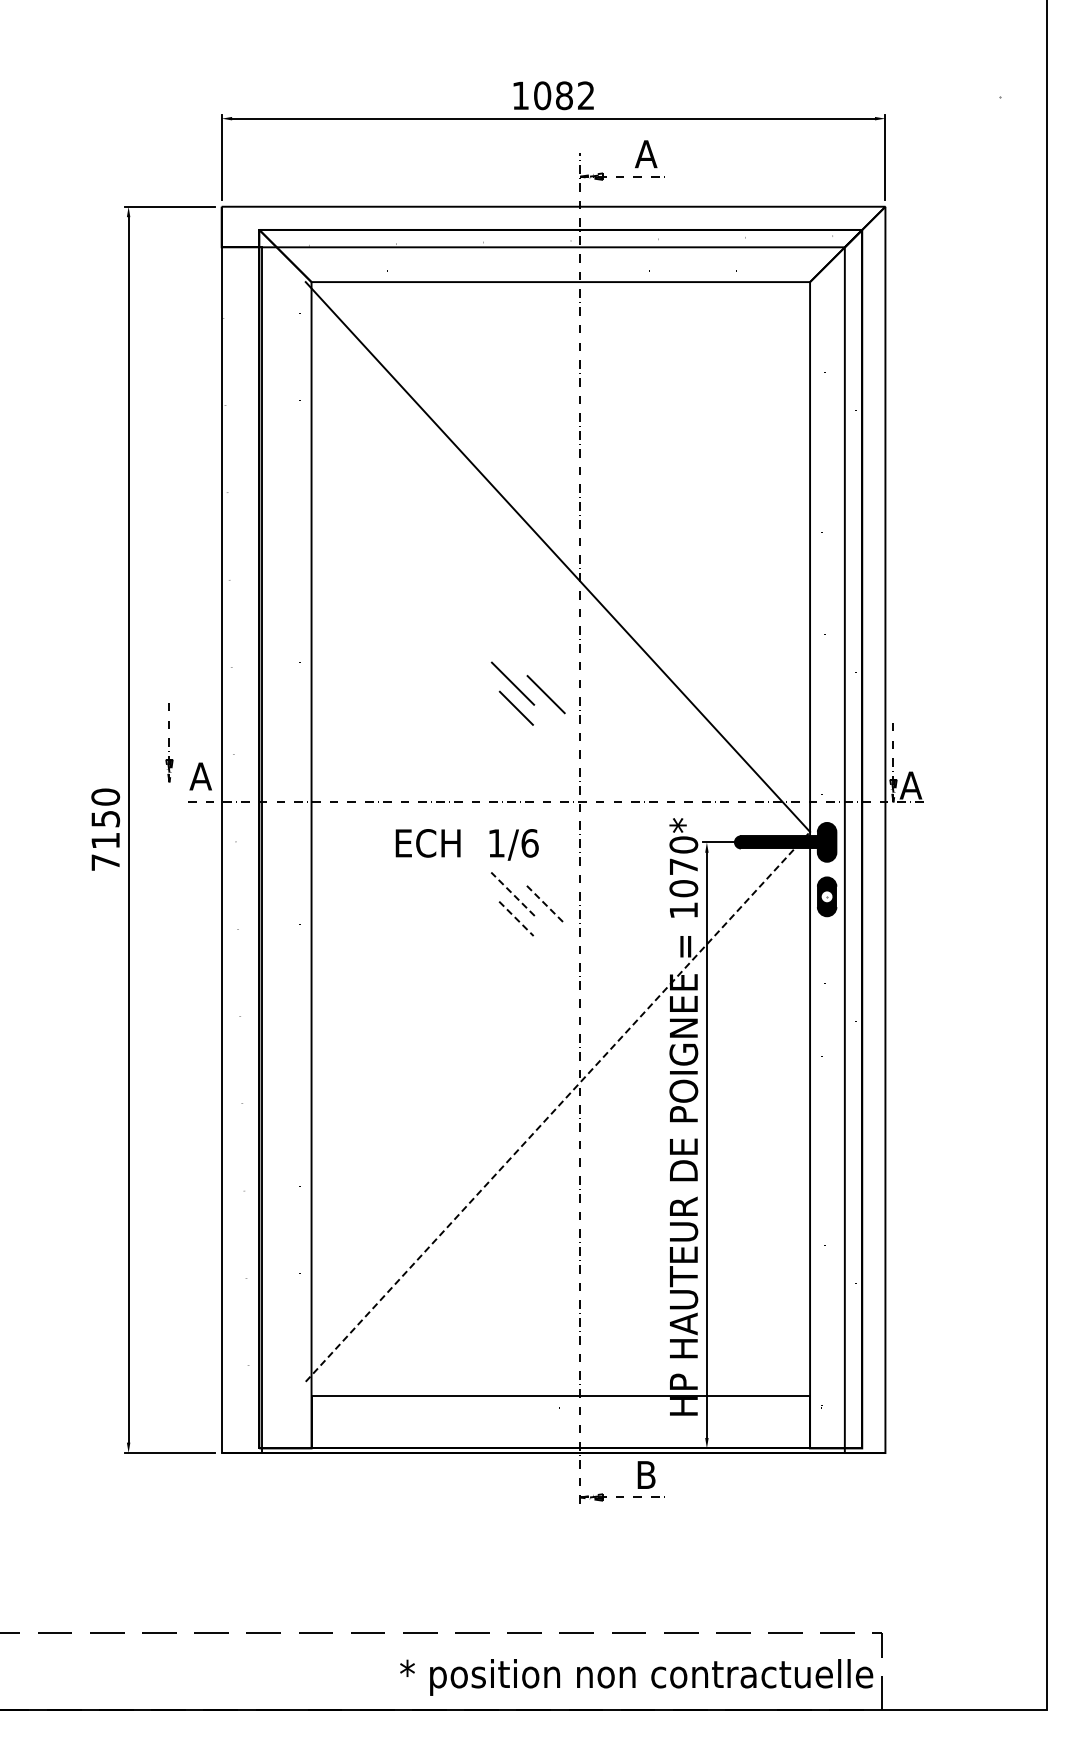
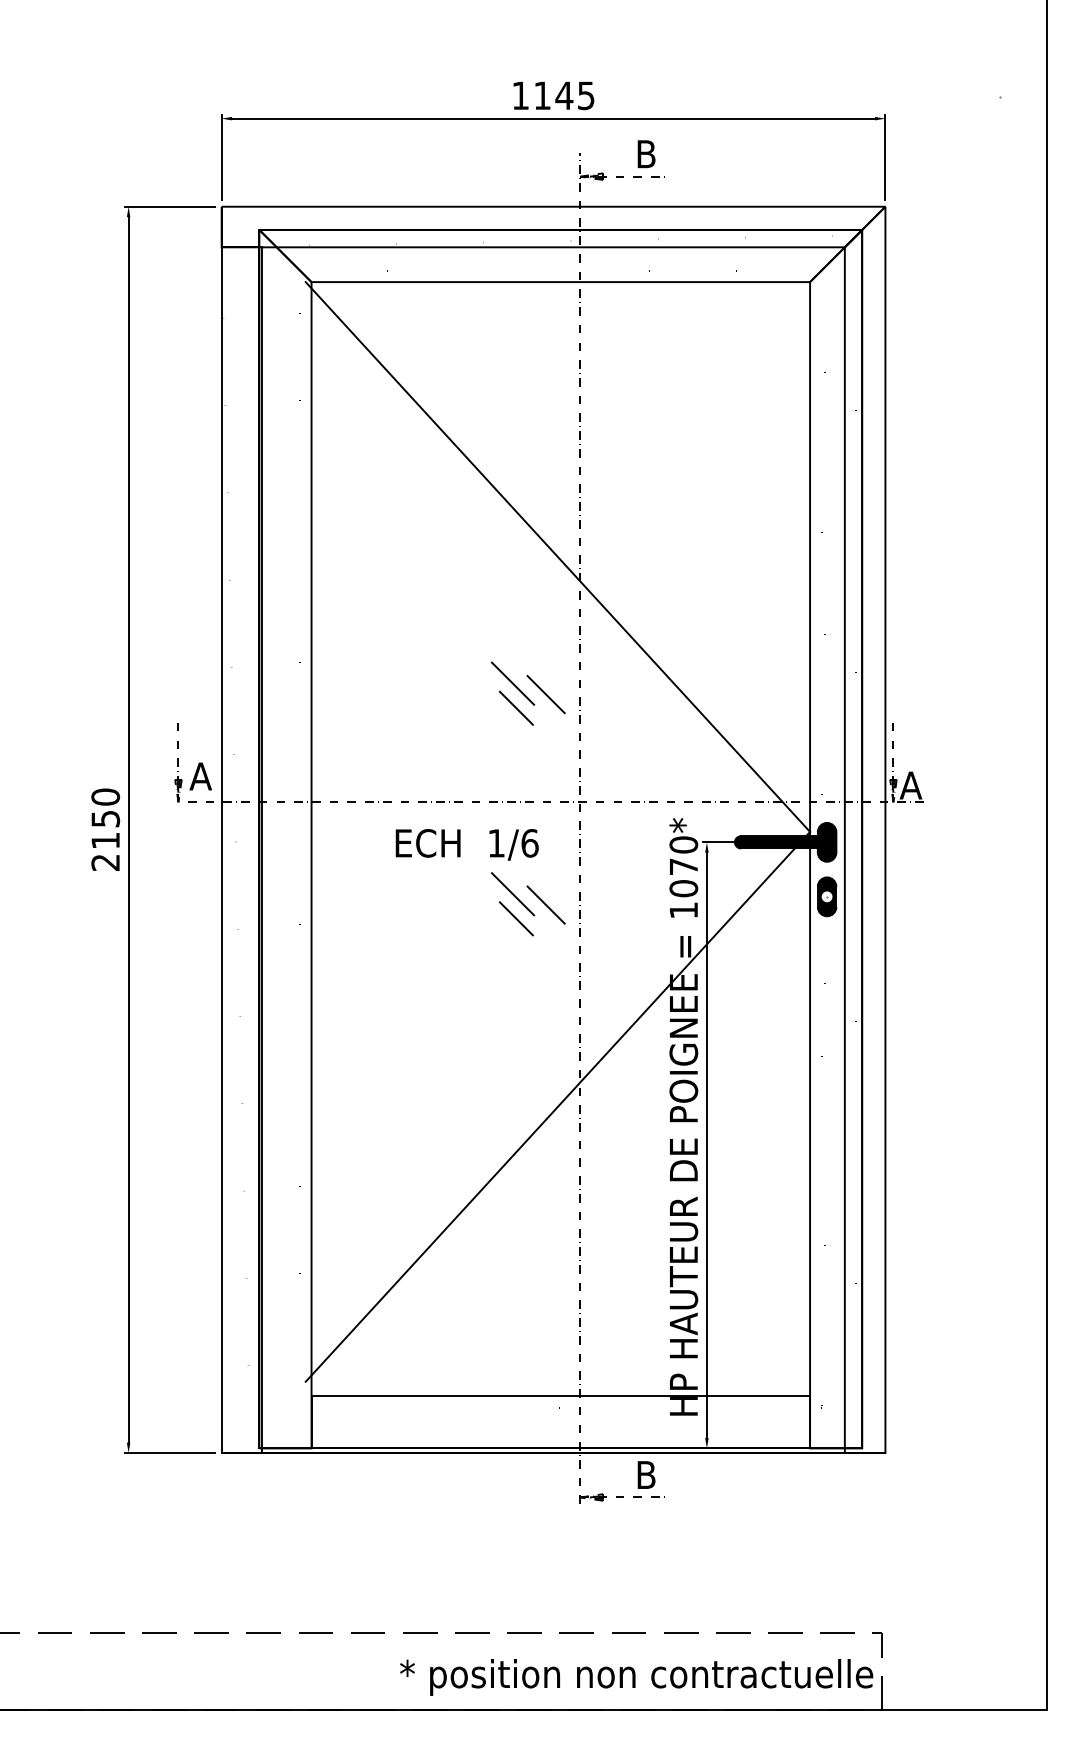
text: 1082 -> 1145 (564, 95)
text: A -> B (646, 154)
part position: (169, 742) -> (178, 762) (178, 762)
text: 7150 -> 2150 (105, 862)
line: dashed -> solid (513, 894)
line: dashed -> solid (546, 905)
line: dashed -> solid (516, 919)
line: dashed -> solid (558, 1106)
